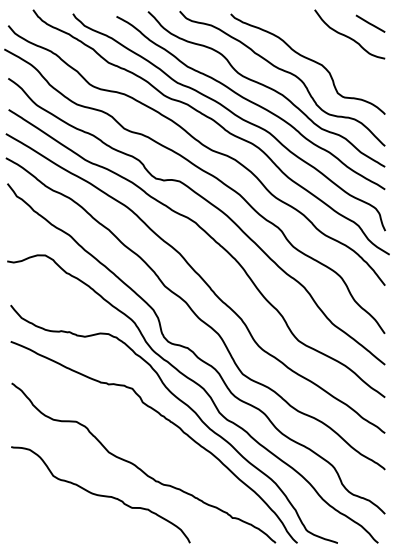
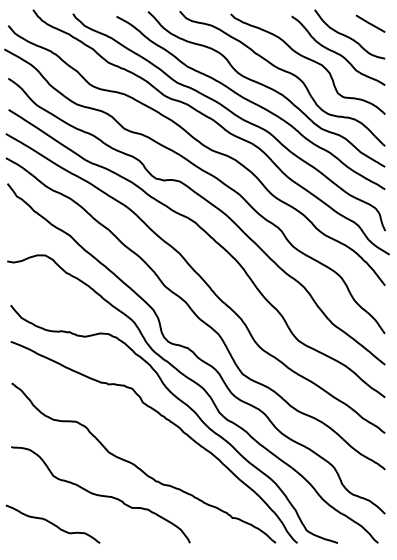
curve: none -> present (337, 52)
curve: none -> present (52, 523)
